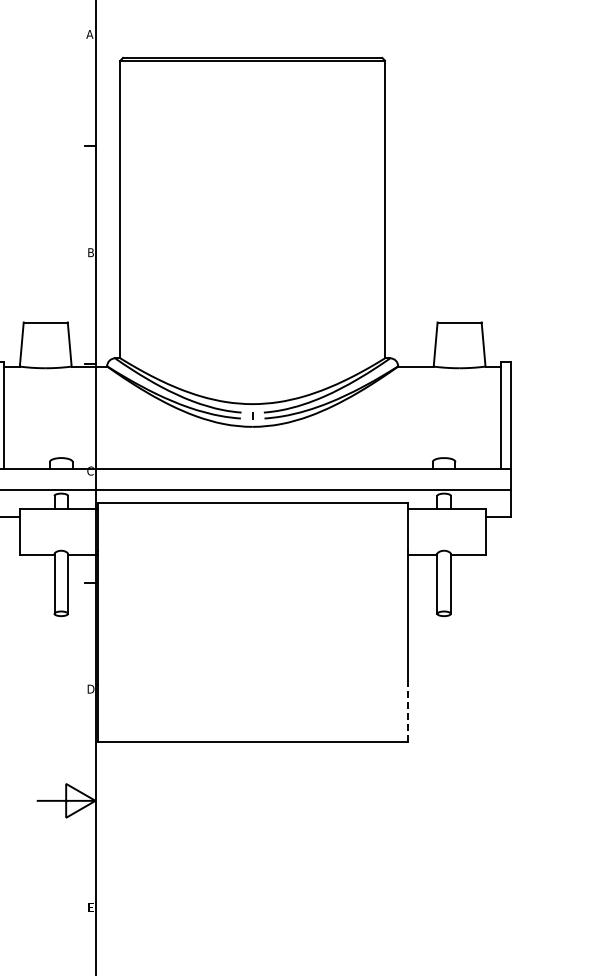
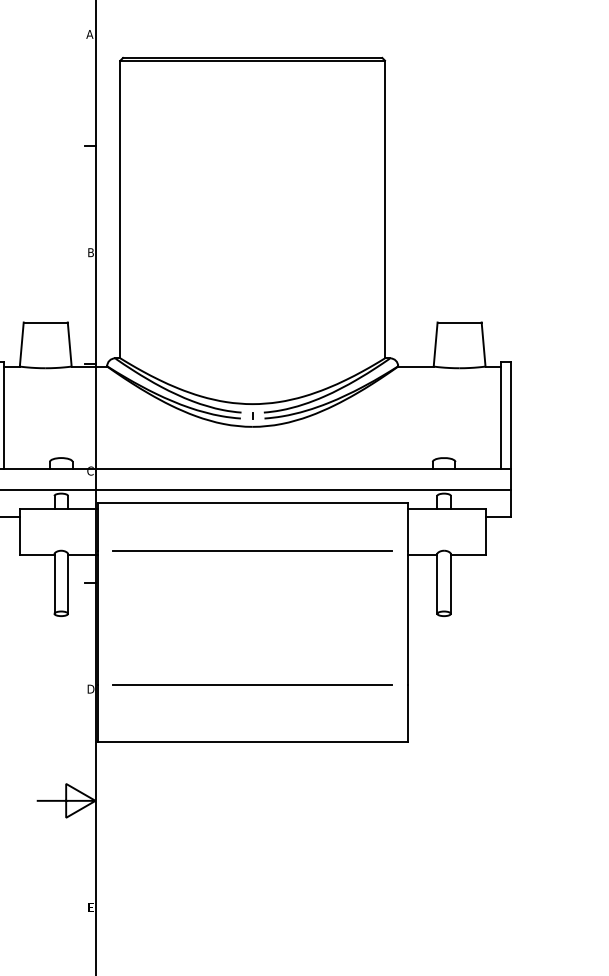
line: none -> present (252, 551)
line: none -> present (252, 684)
line: dashed -> solid (407, 713)
